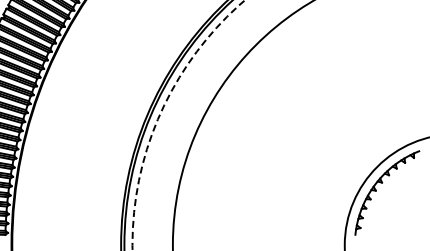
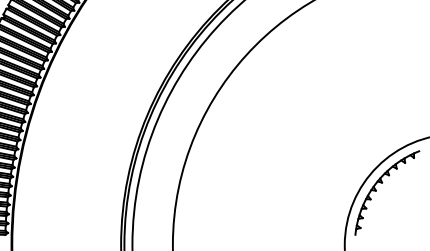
circle: dashed -> solid (188, 125)
